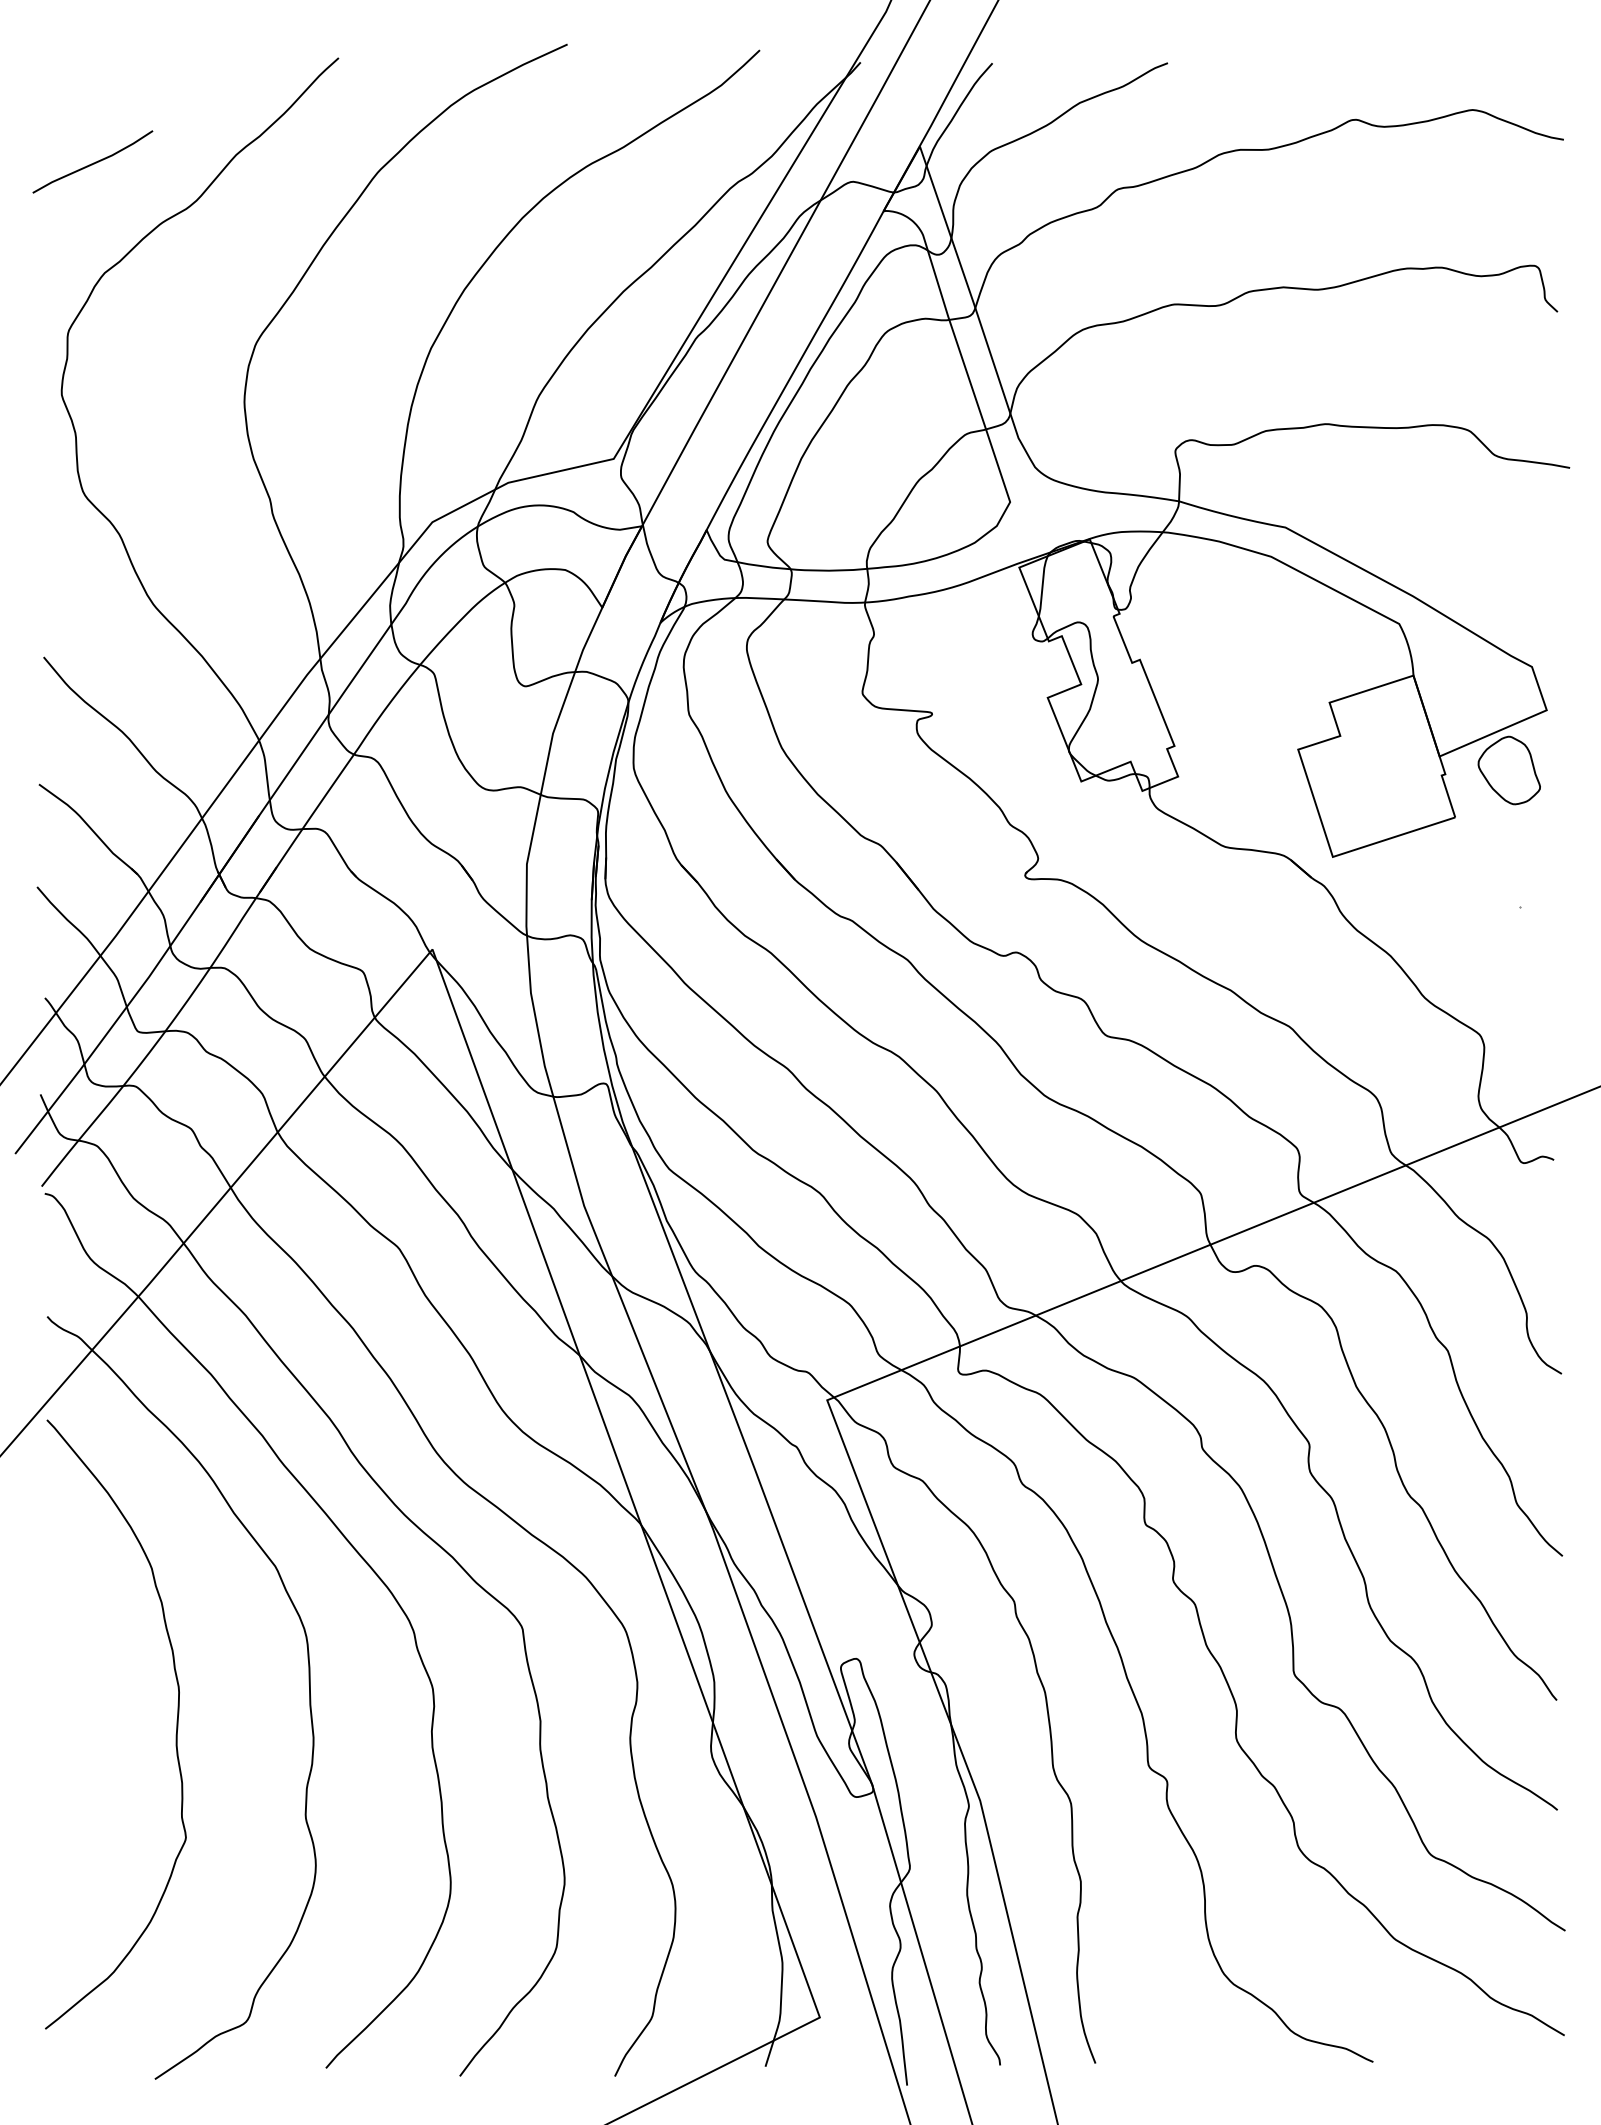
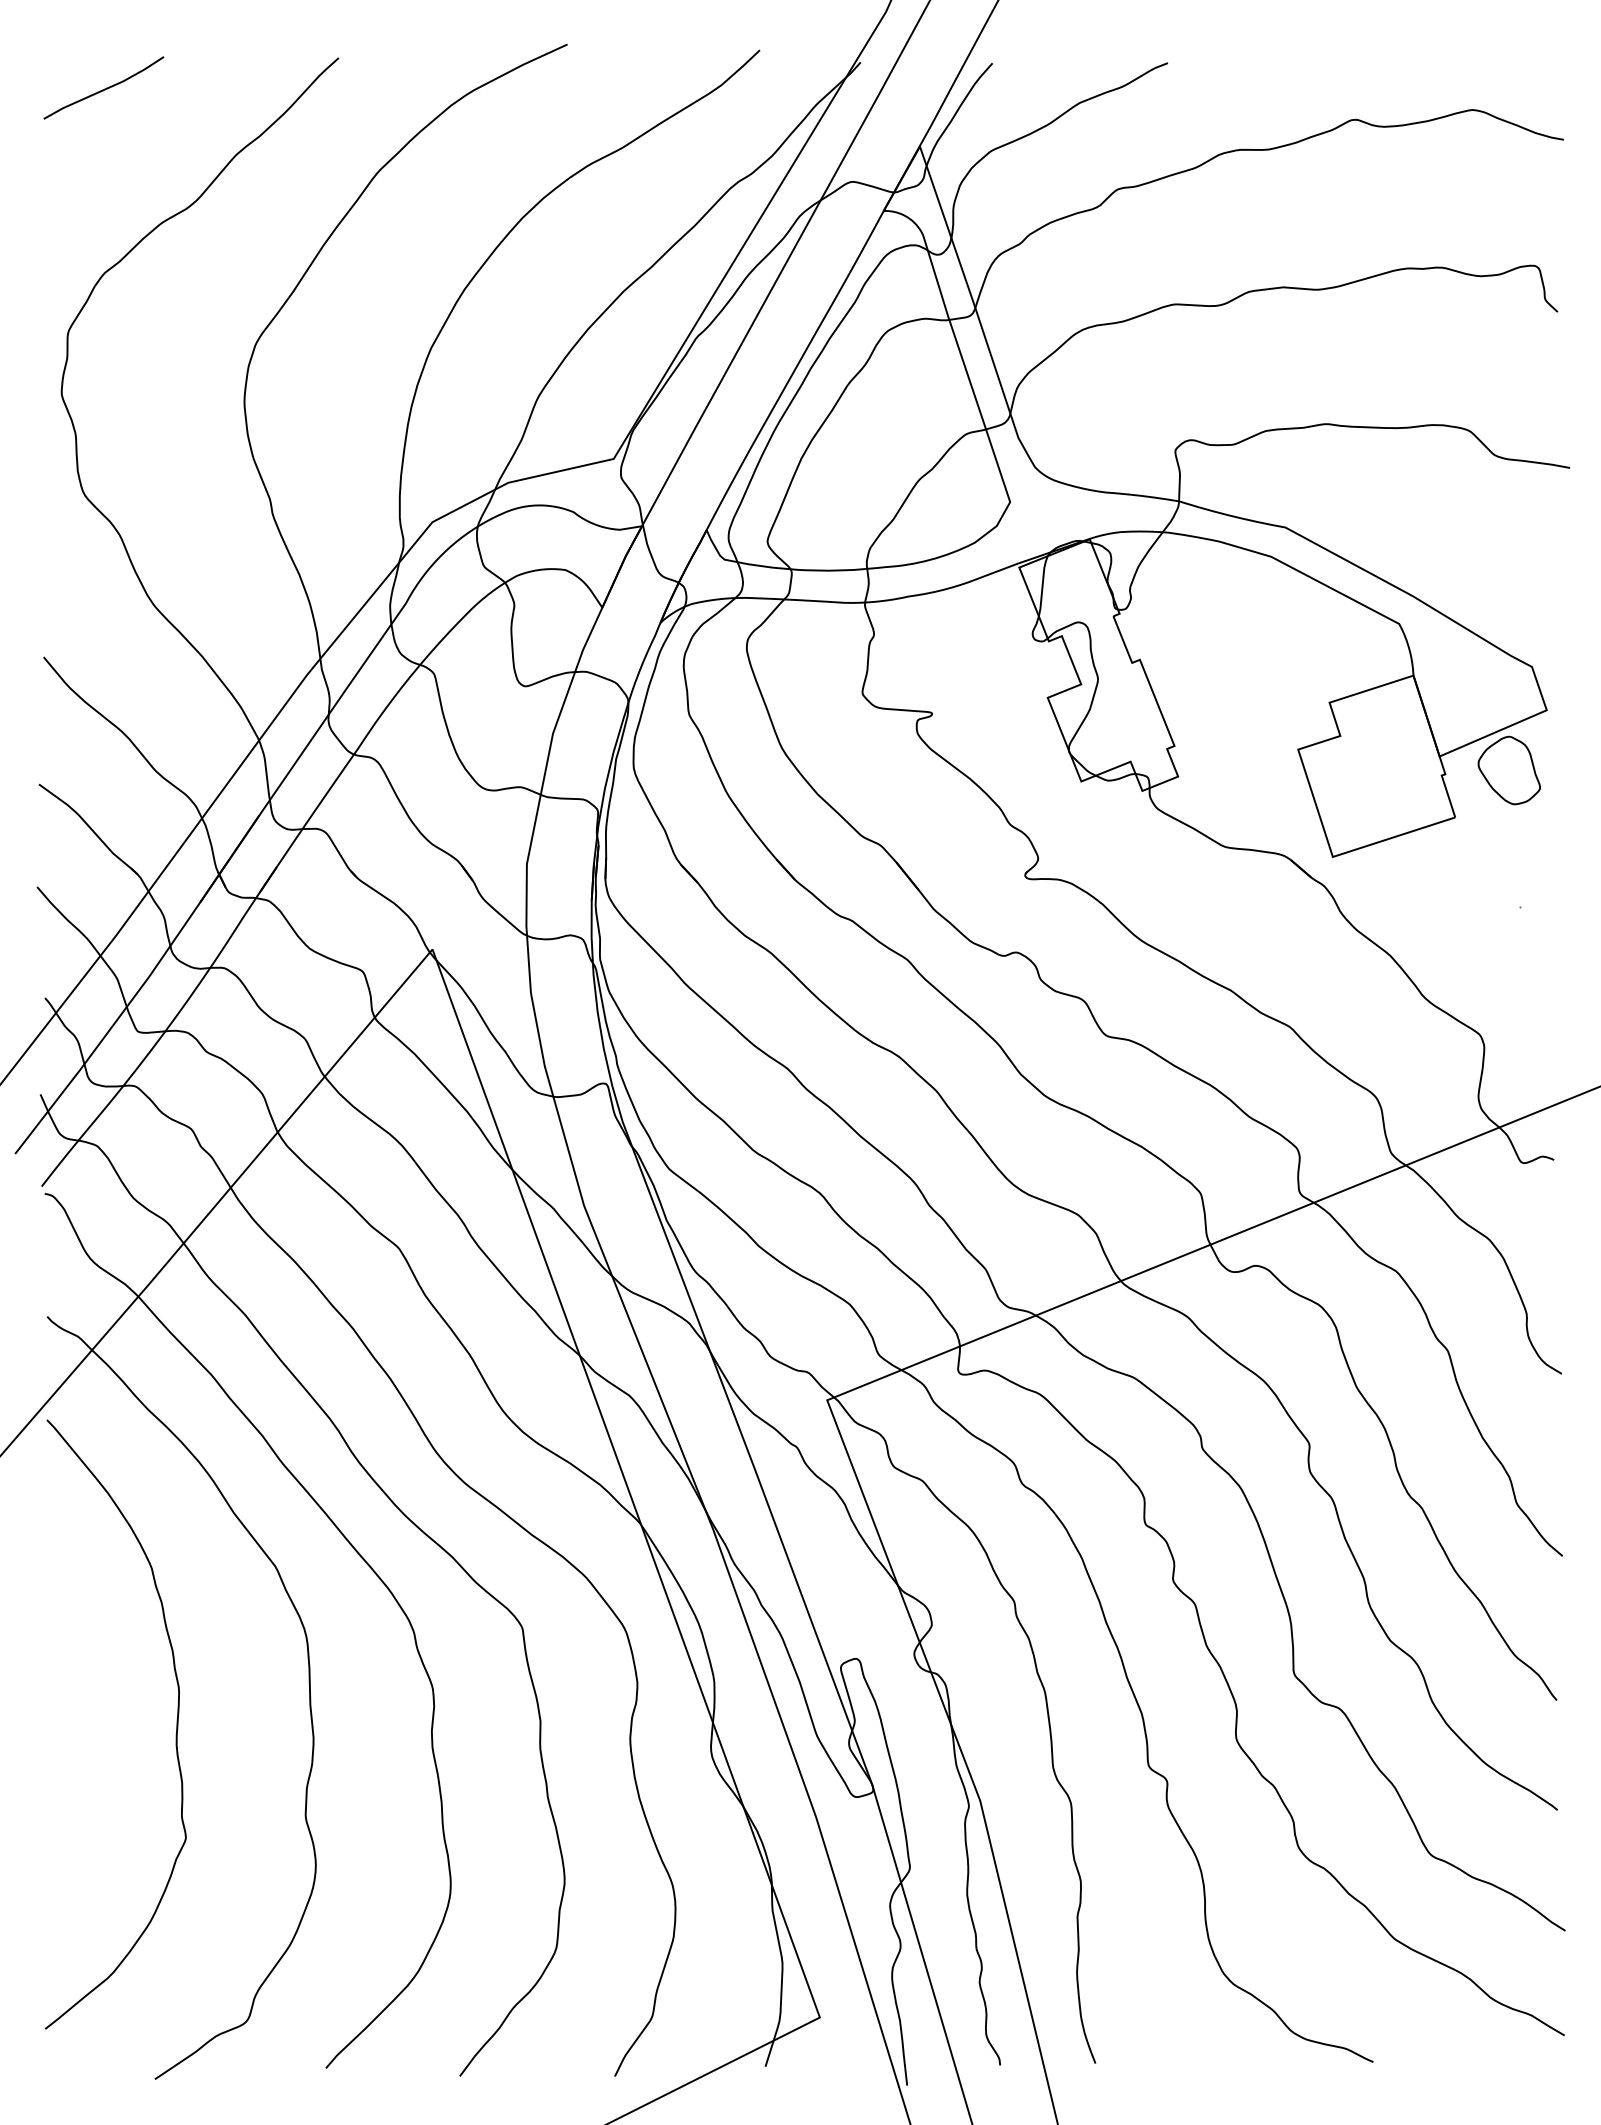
line position: (93, 162) -> (104, 88) (104, 88)
